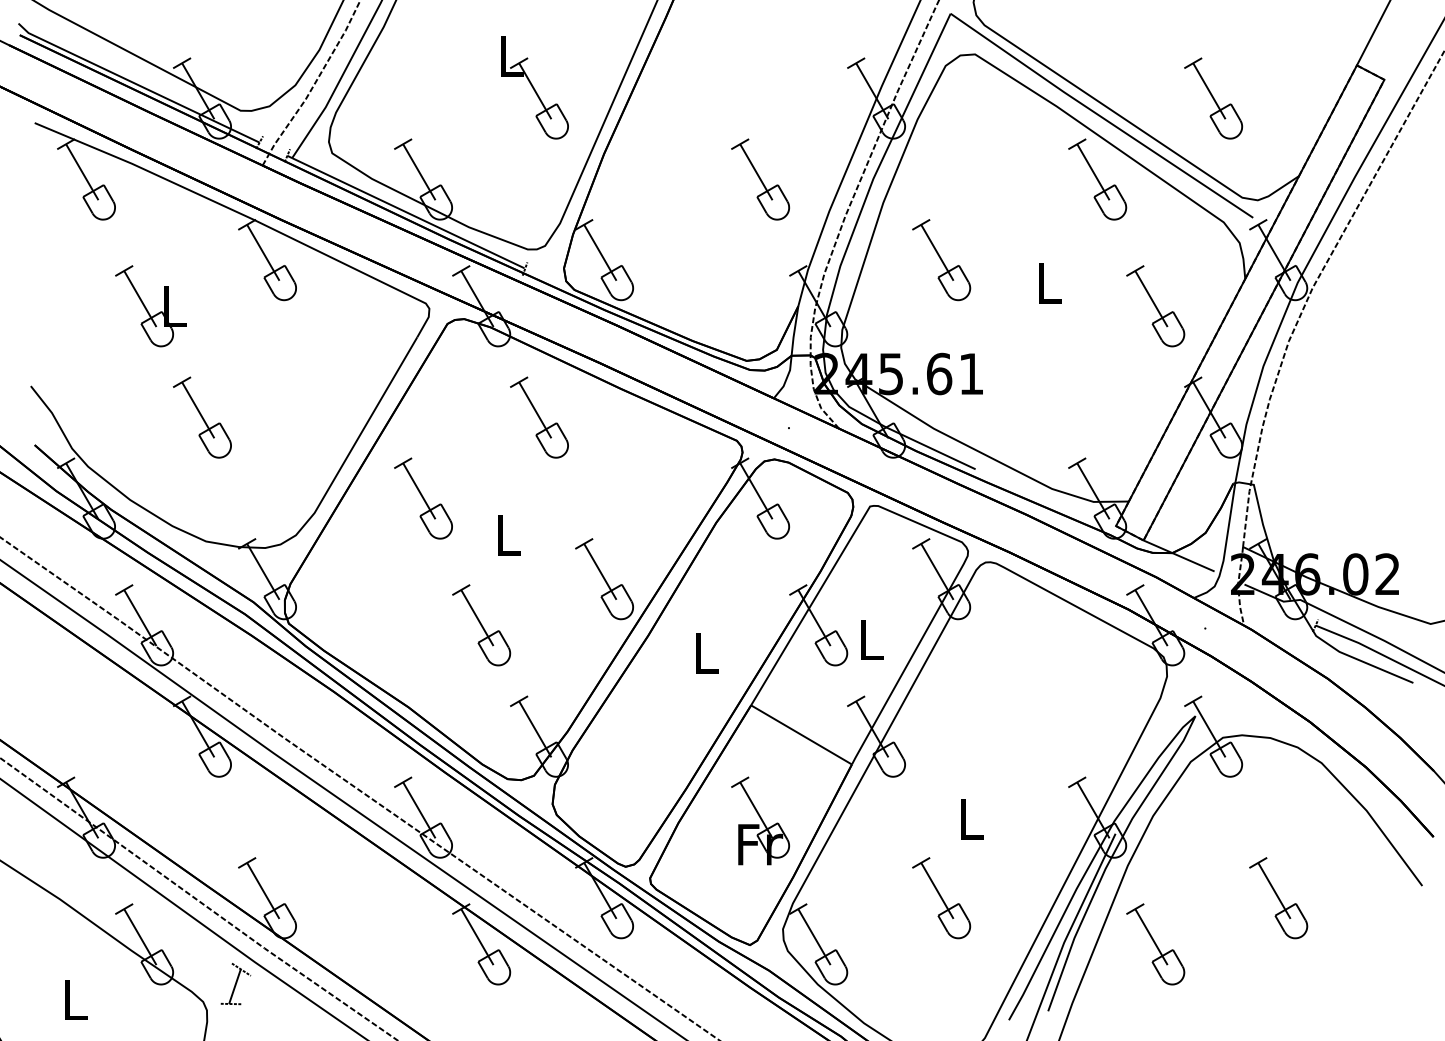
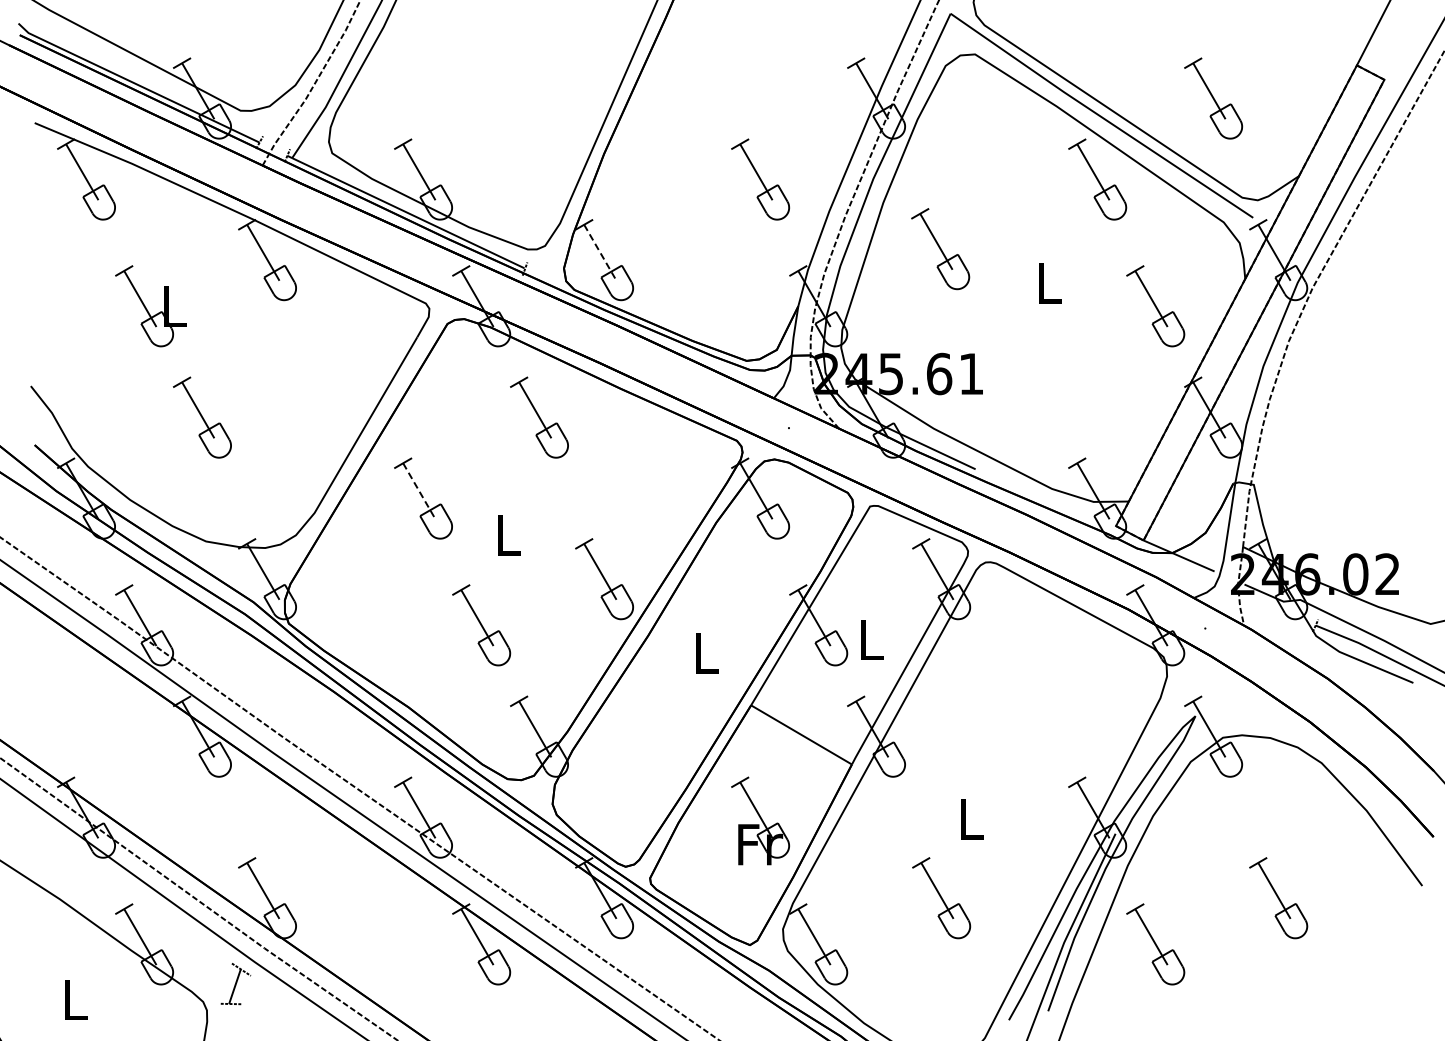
part: present -> none (534, 87)
line: solid -> dashed (600, 253)
part position: (941, 260) -> (940, 249) (940, 249)
line: solid -> dashed (419, 491)
